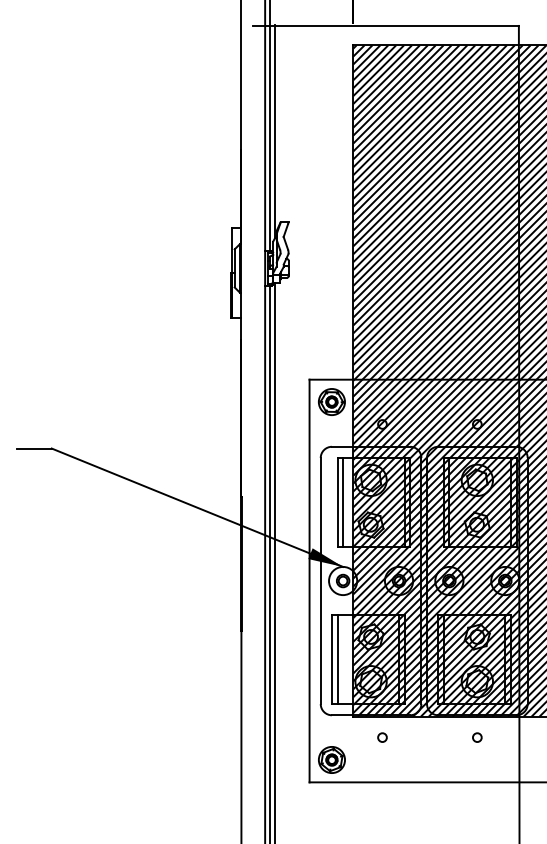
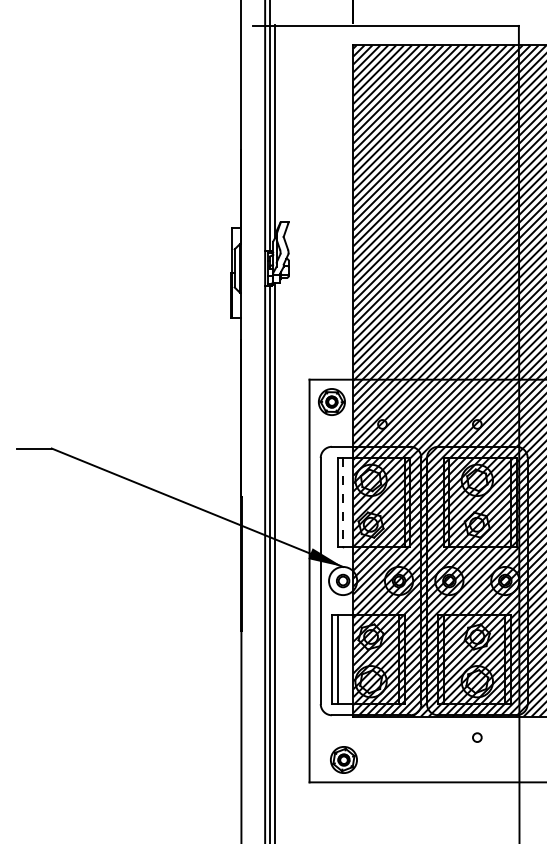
line: solid -> dashed (343, 502)
circle: present -> none (382, 737)
part position: (331, 759) -> (343, 759) (343, 759)
